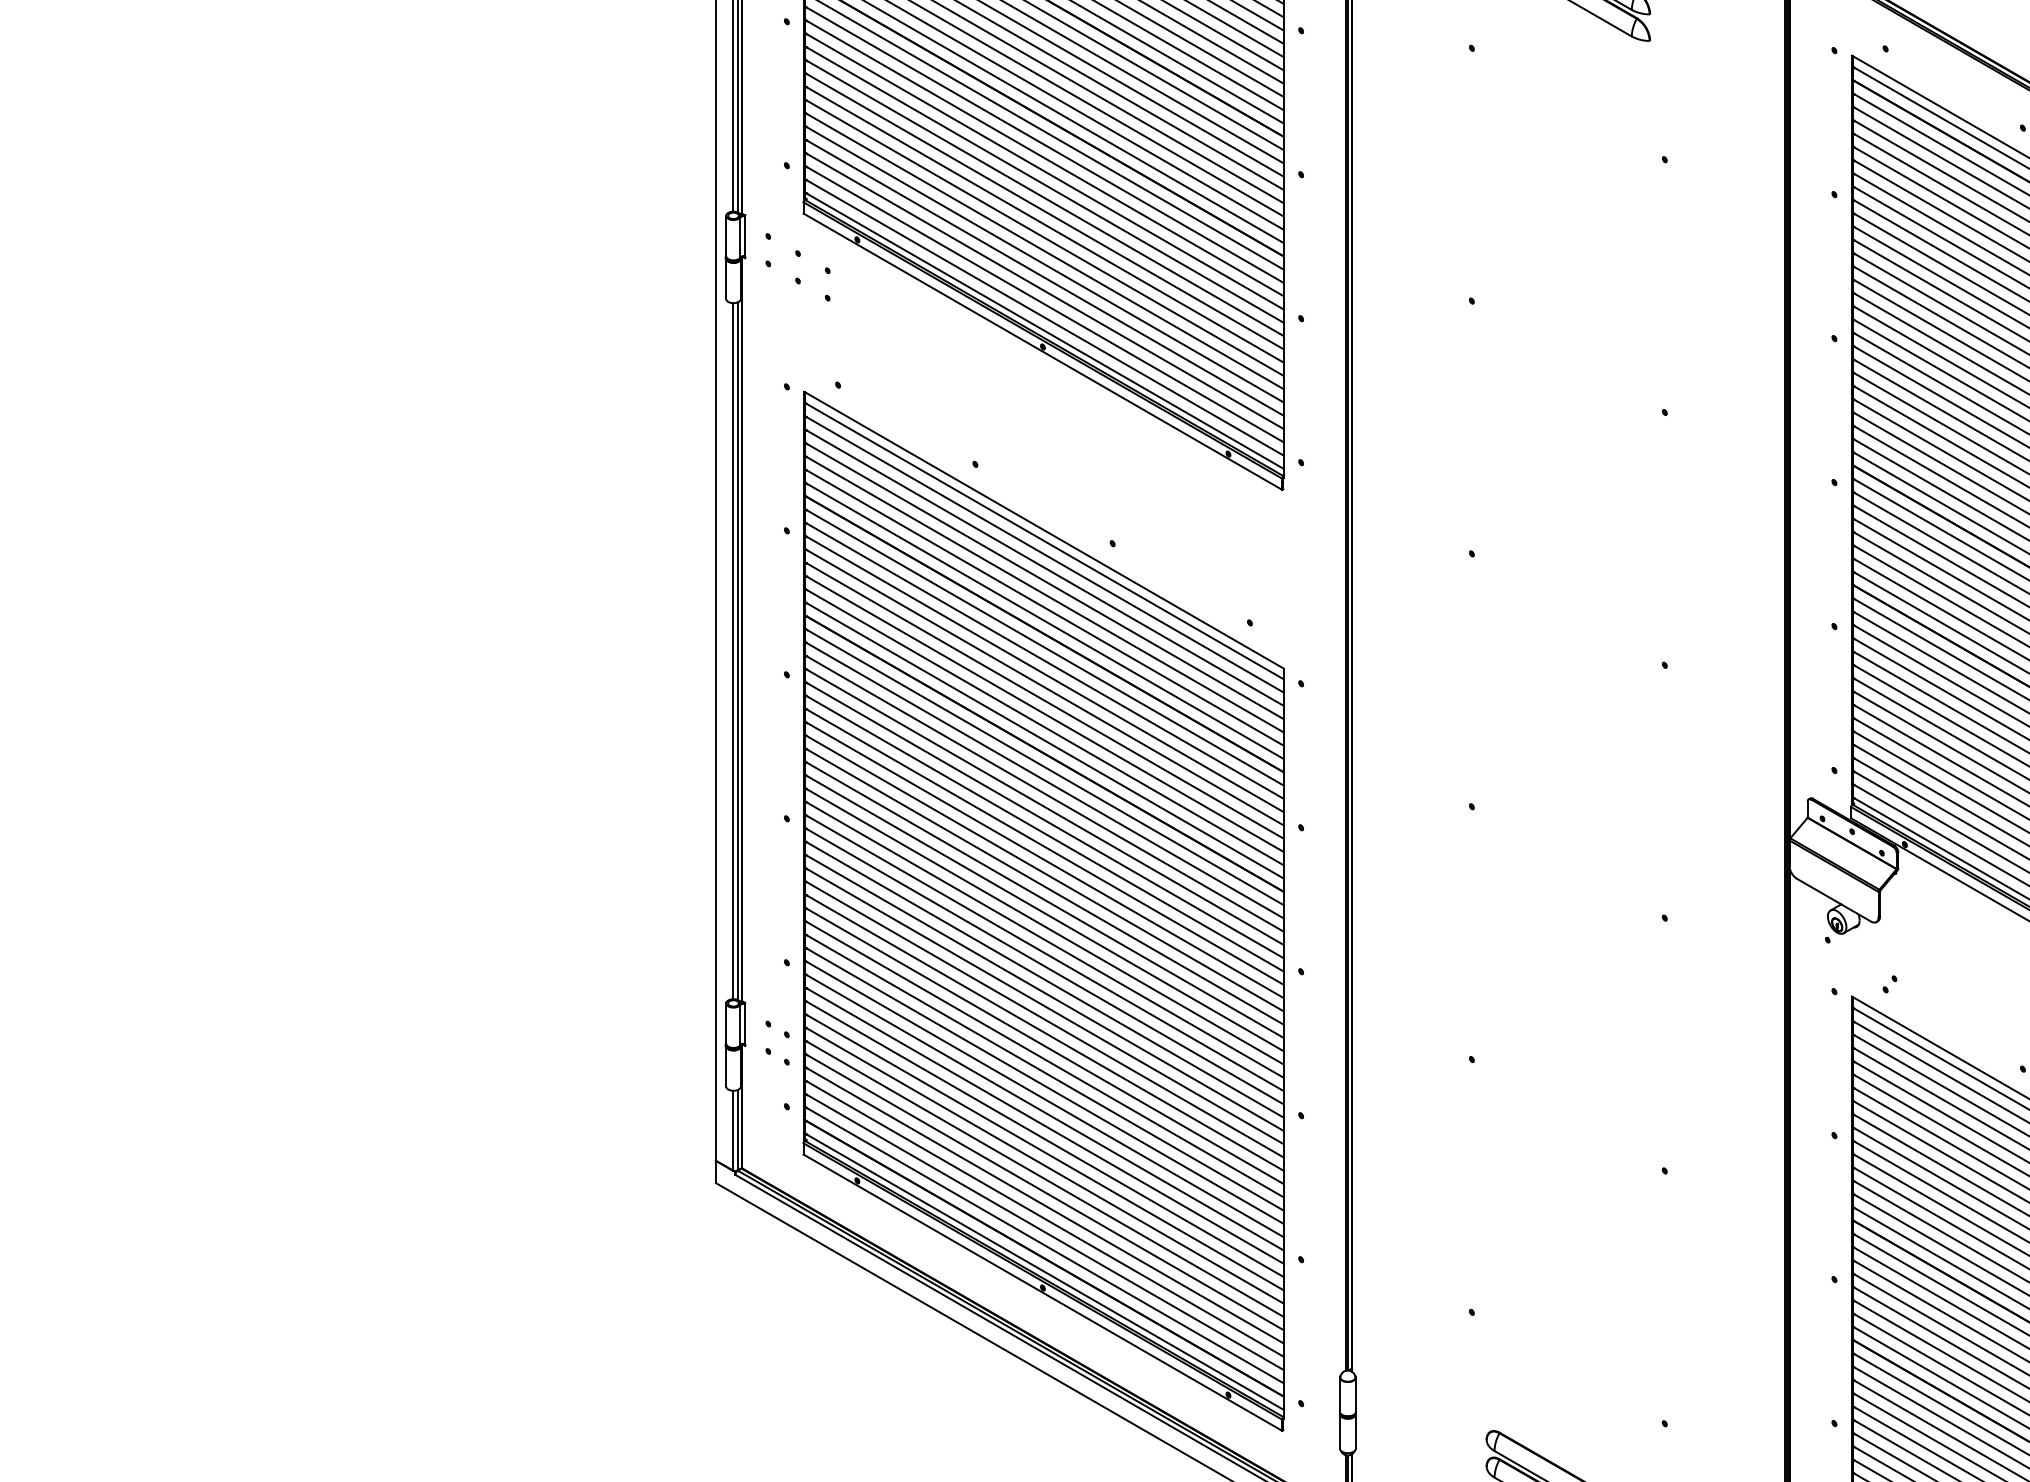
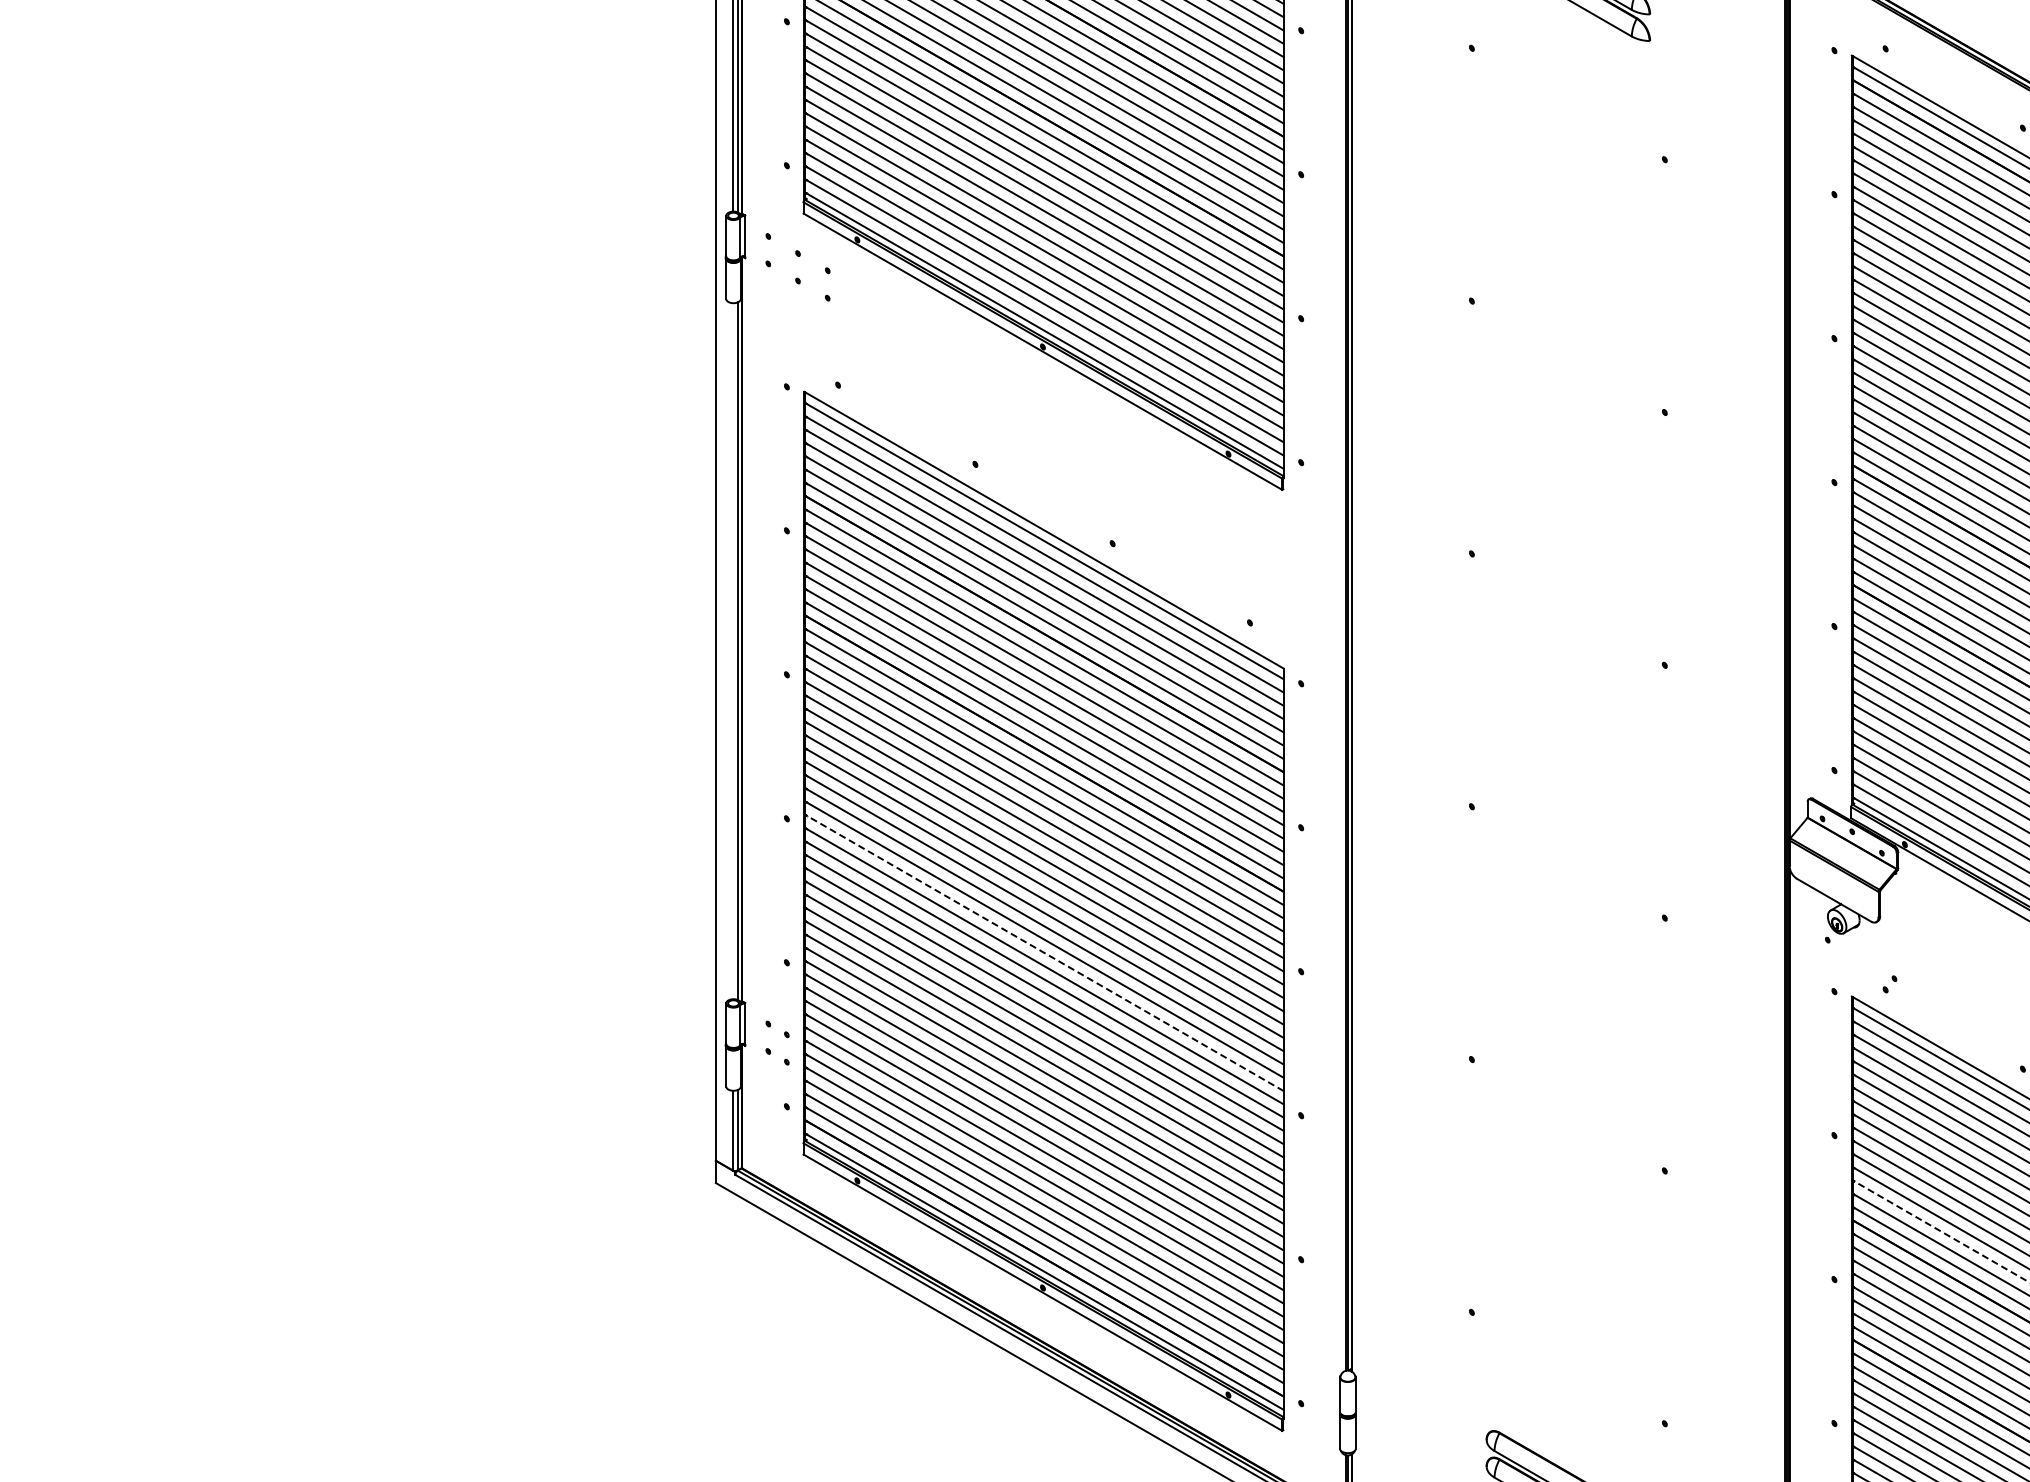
line: present -> none (732, 651)
line: solid -> dashed (1044, 952)
line: solid -> dashed (1941, 1231)
